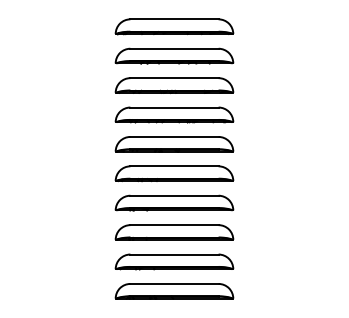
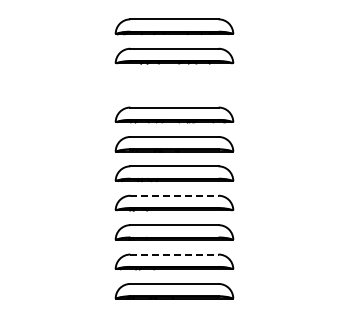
part: present -> none (174, 85)
line: solid -> dashed (174, 195)
line: solid -> dashed (174, 254)
